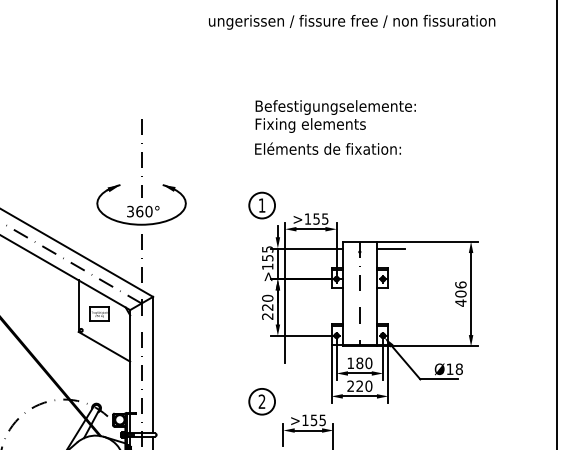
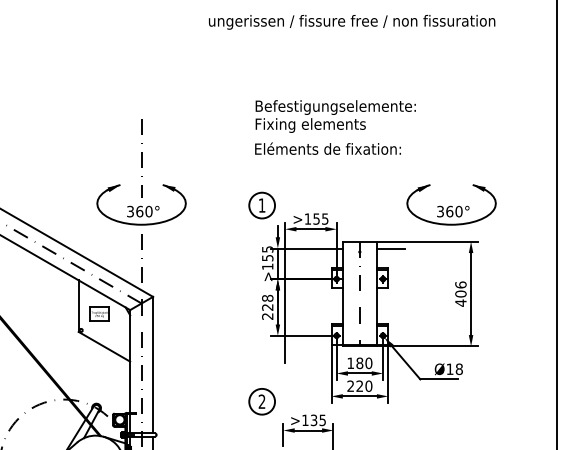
part: none -> present (451, 204)
text: 220 -> 228 (267, 297)
text: >155 -> >135 (314, 419)
